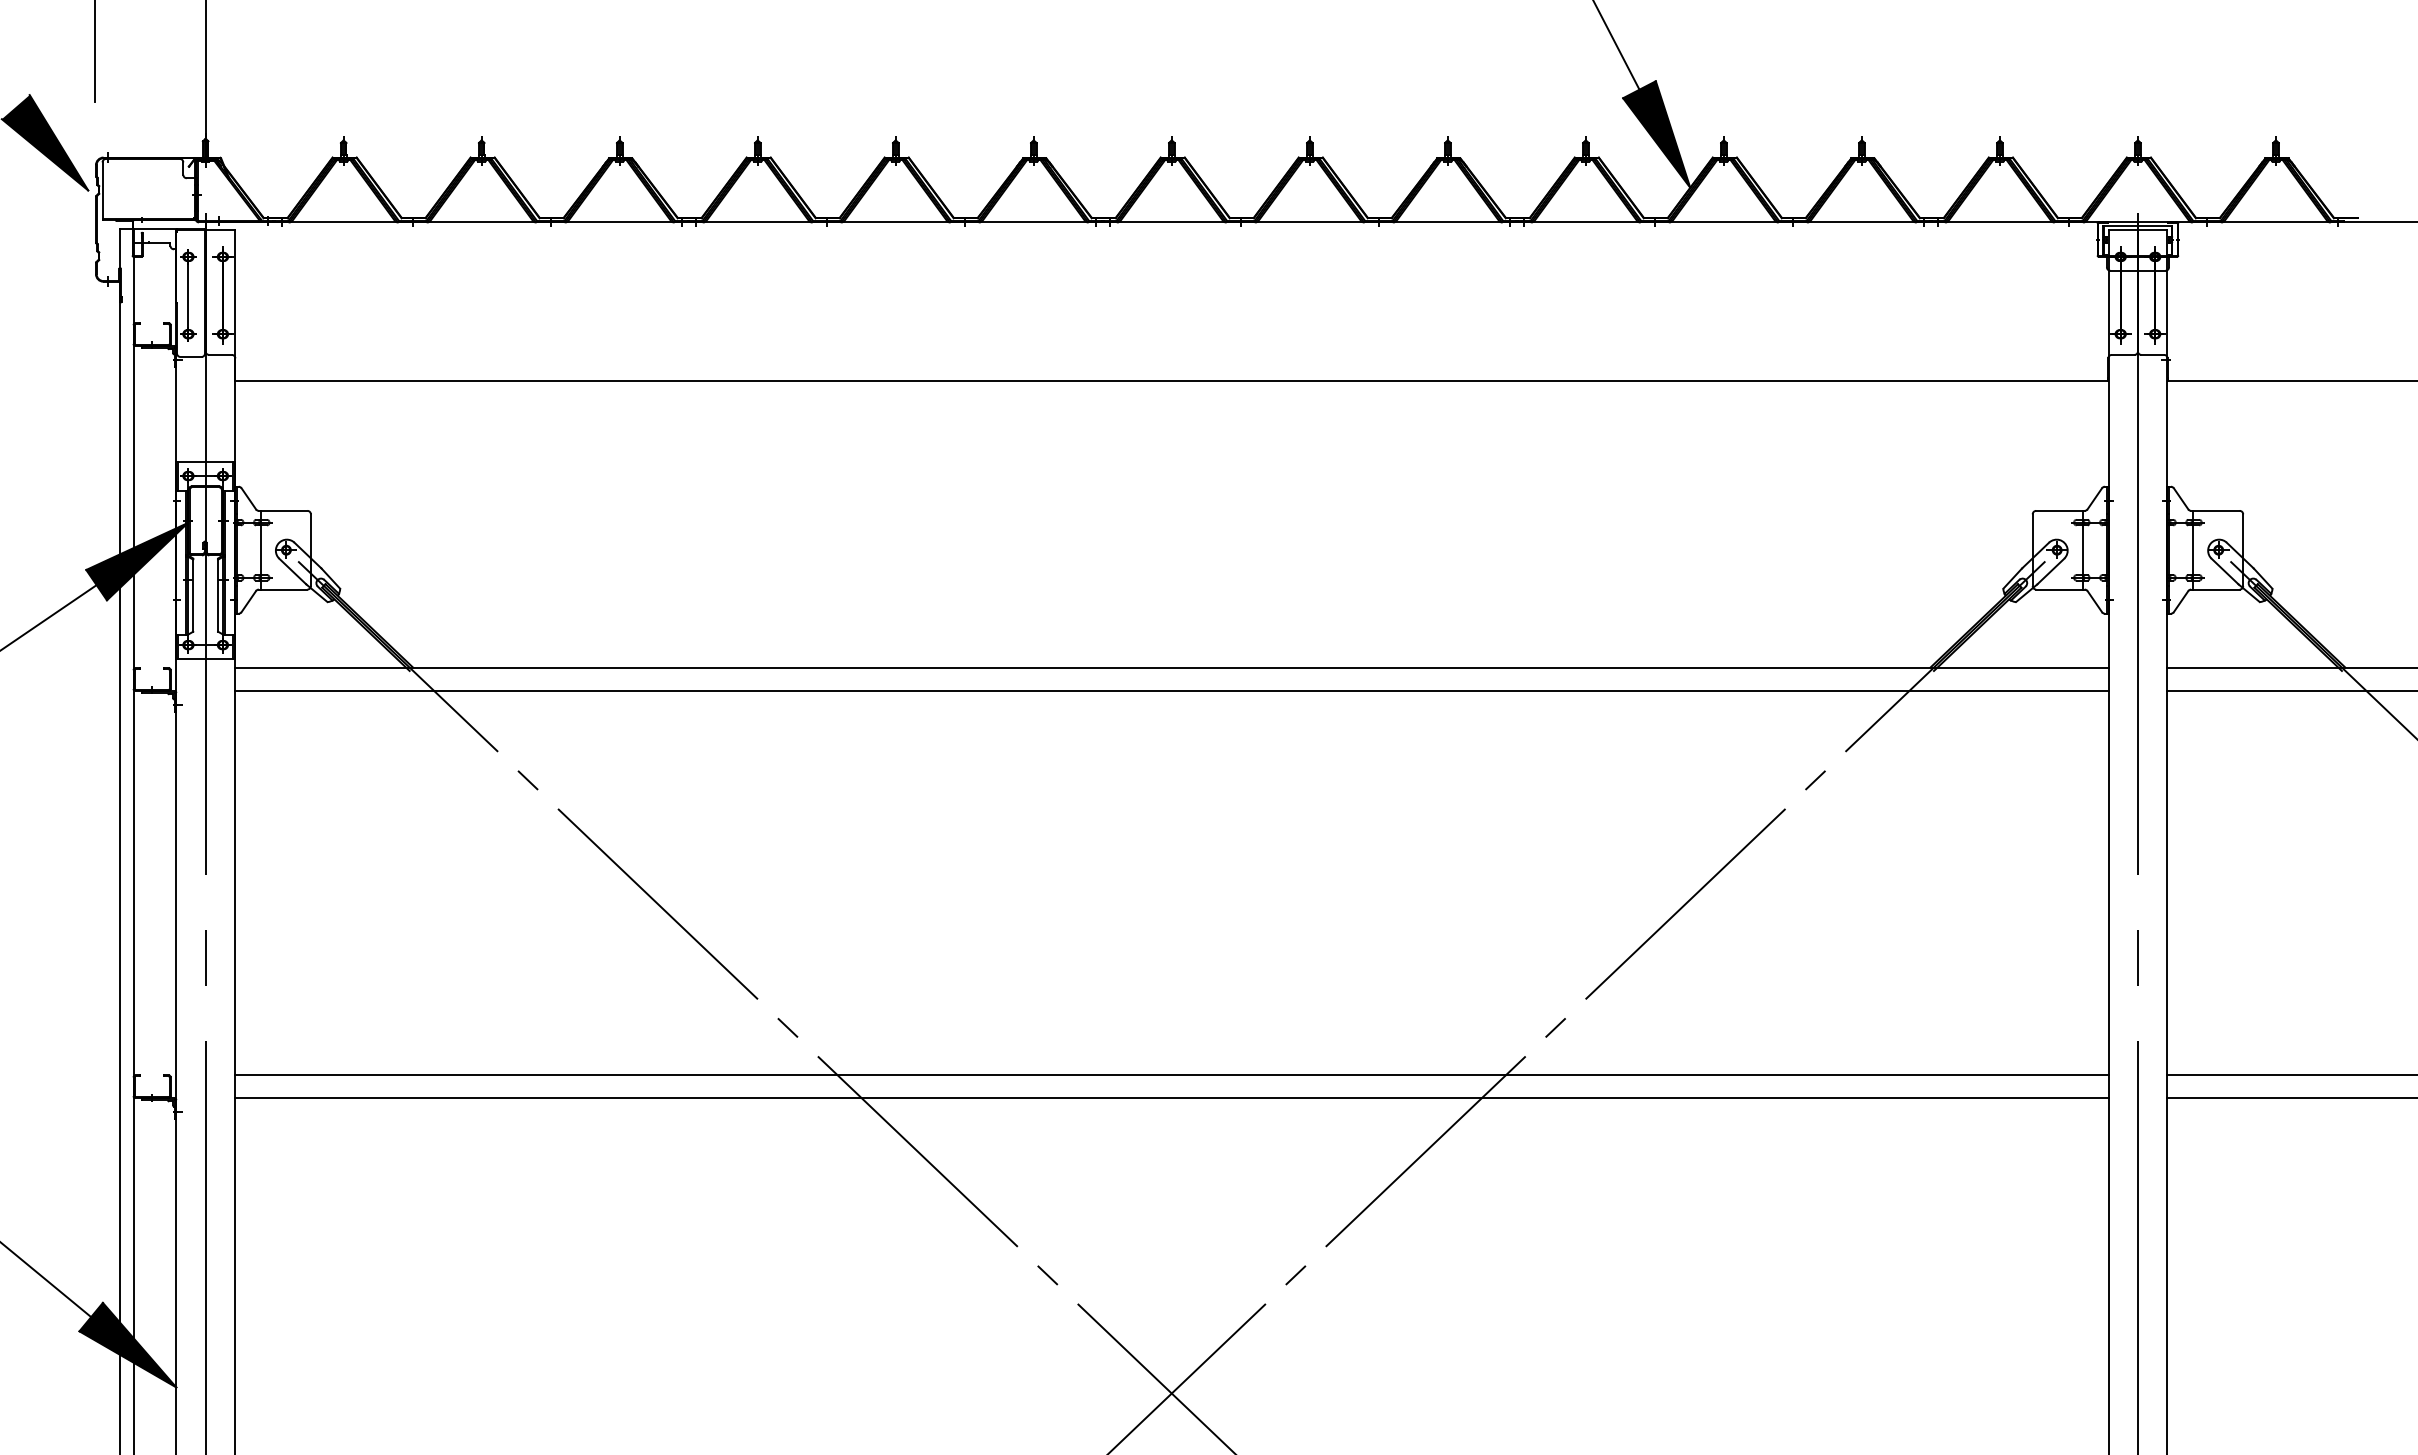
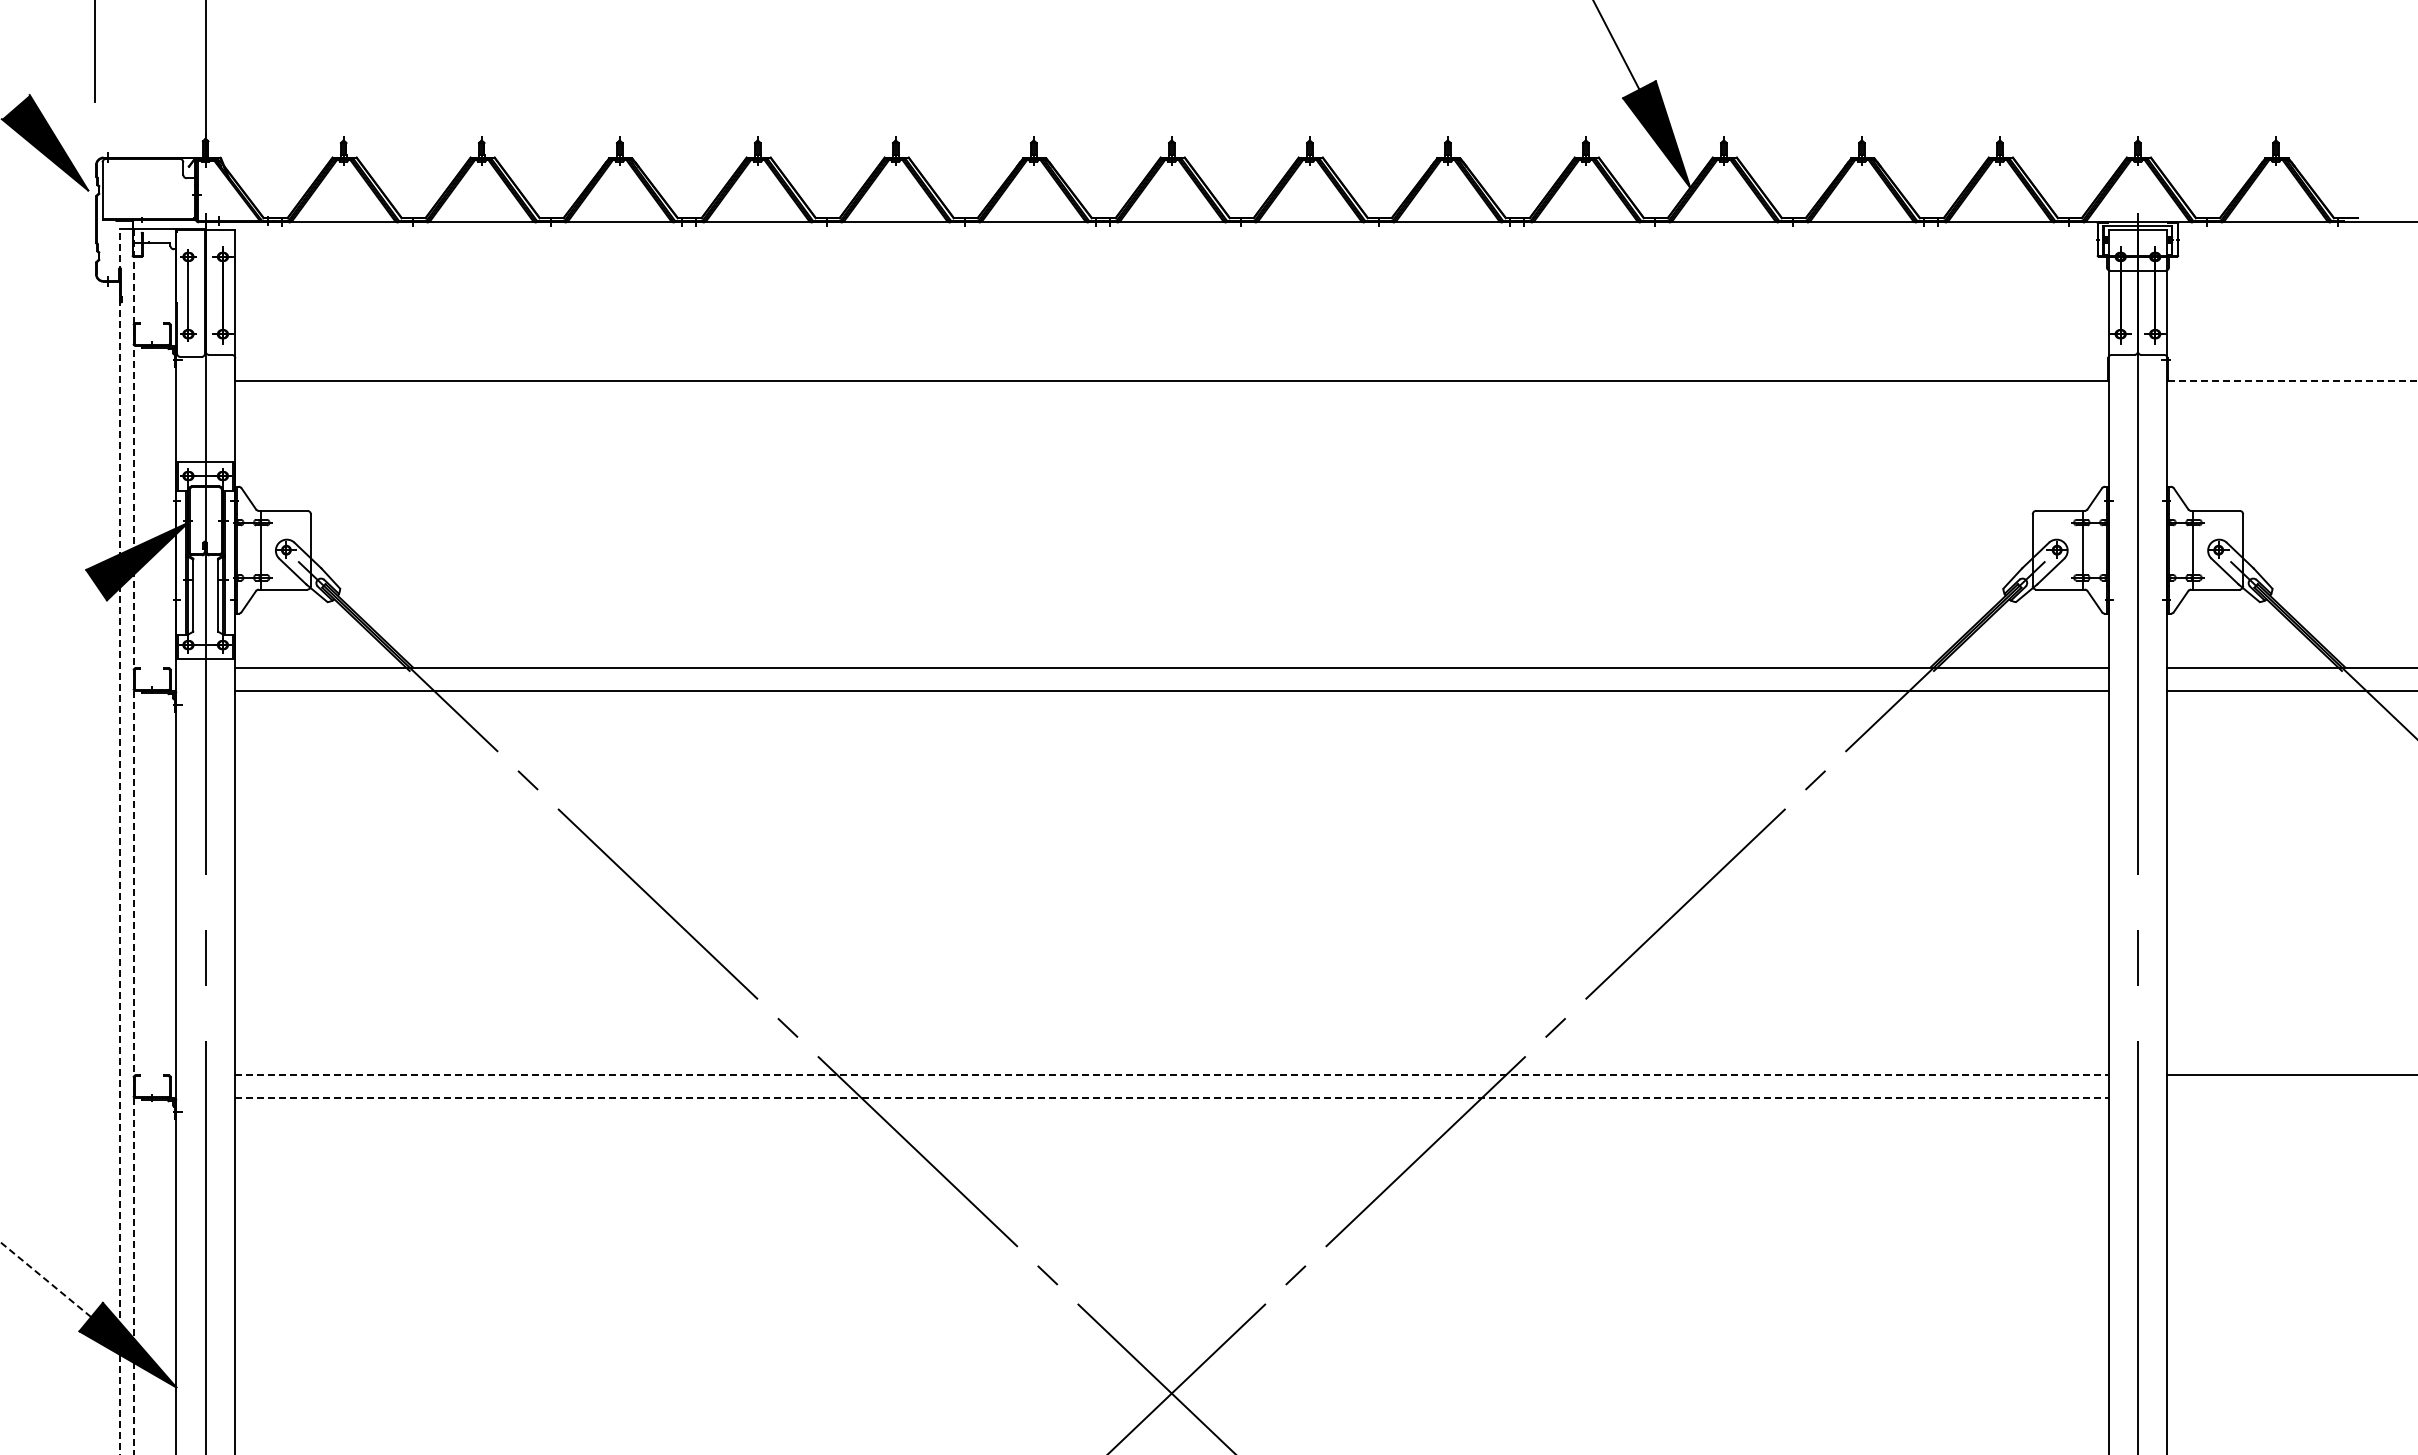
line: solid -> dashed (2292, 381)
line: present -> none (49, 617)
line: solid -> dashed (119, 841)
line: solid -> dashed (133, 841)
line: solid -> dashed (1171, 1075)
line: solid -> dashed (1171, 1098)
line: present -> none (2290, 1098)
line: solid -> dashed (45, 1279)
